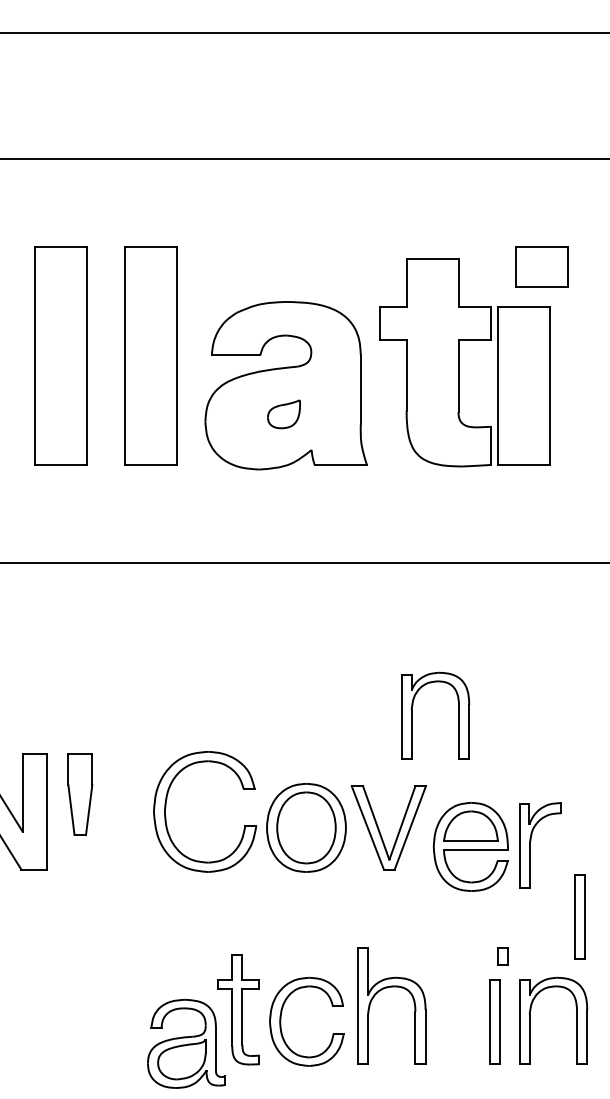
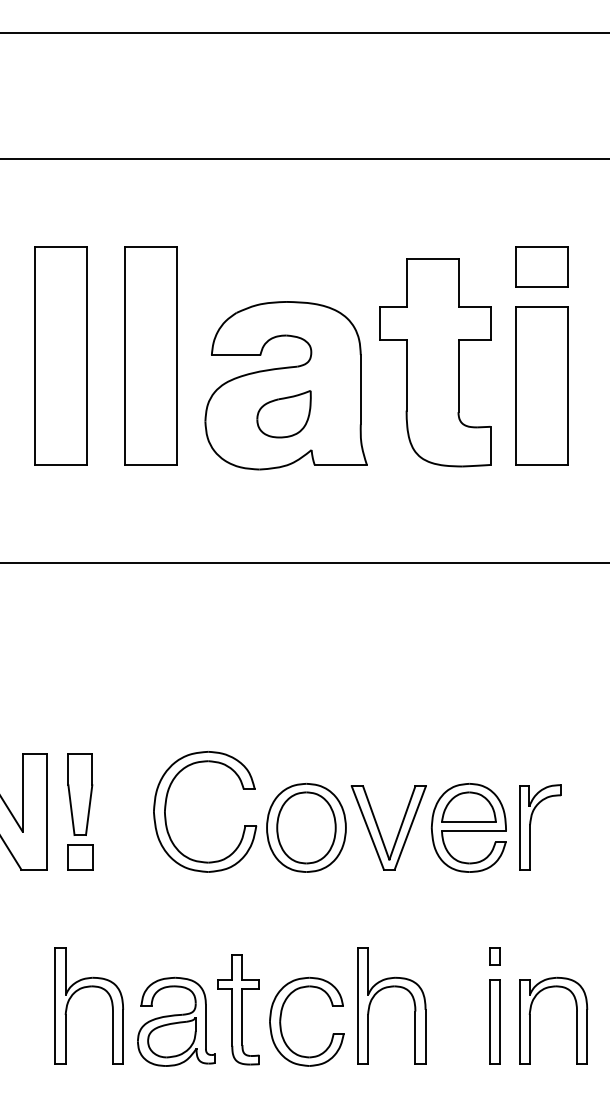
part position: (523, 385) -> (541, 385) (541, 385)
part size: 34x31 px -> 56x49 px (283, 414)
part: present -> none (412, 715)
part position: (531, 841) -> (531, 823) (531, 823)
part position: (470, 846) -> (468, 827) (468, 827)
part: none -> present (80, 857)
part: present -> none (579, 916)
part position: (502, 956) -> (494, 956) (494, 956)
part: none -> present (85, 988)
part position: (186, 1043) -> (176, 1021) (176, 1021)
